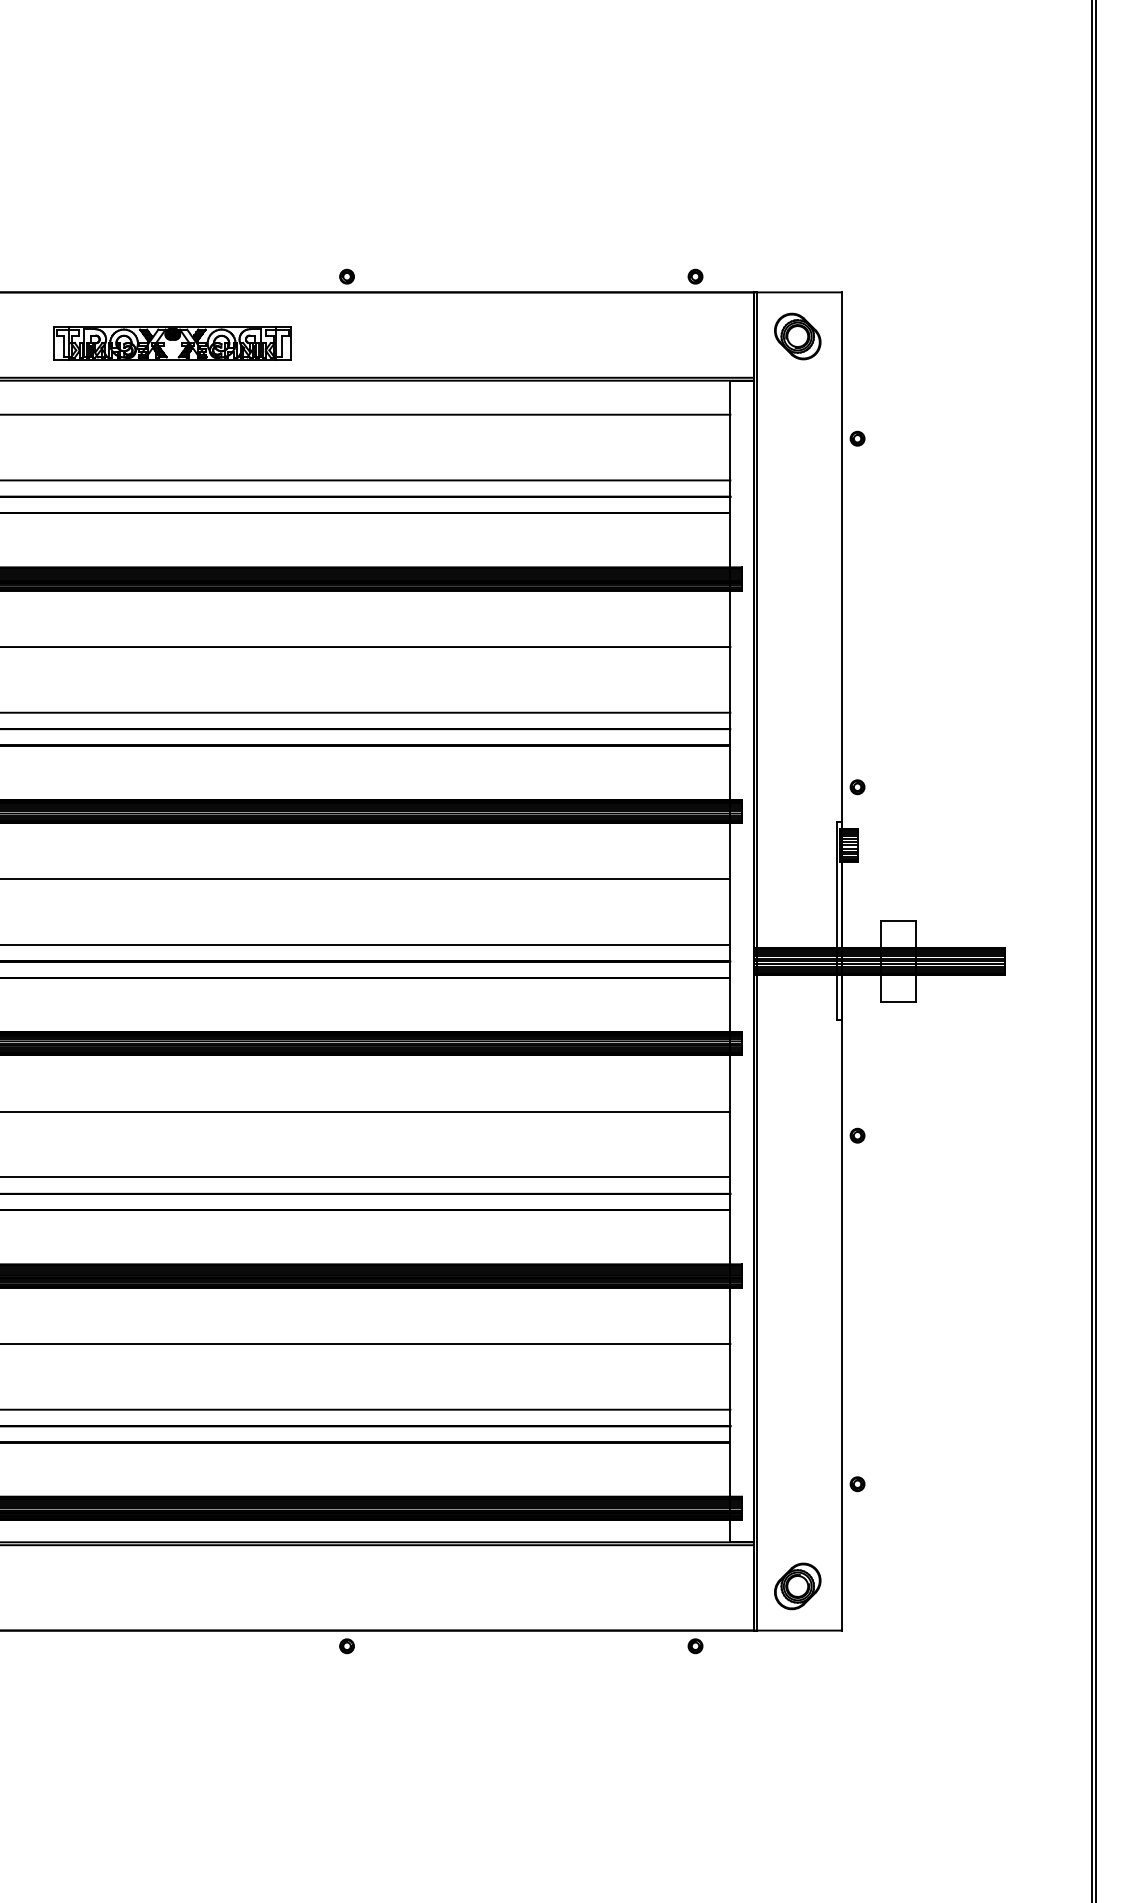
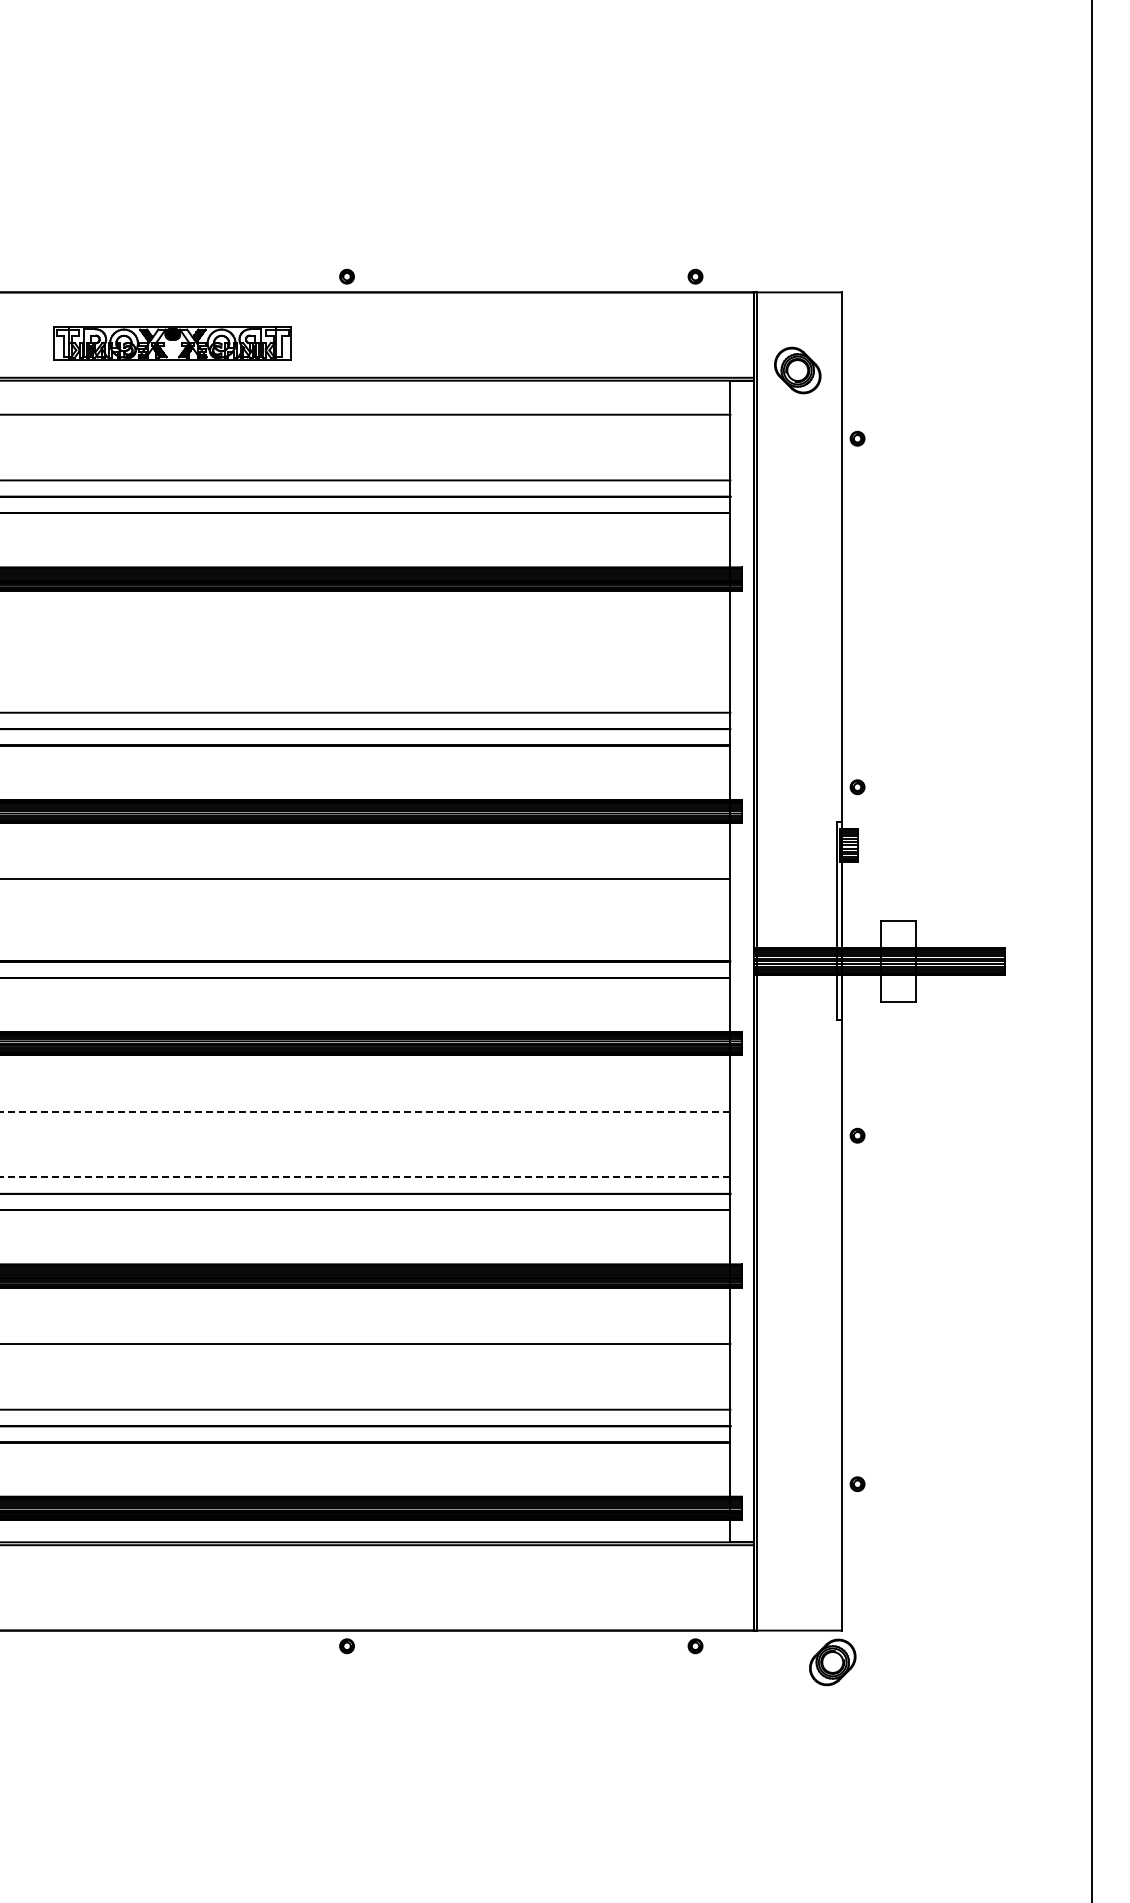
part position: (797, 336) -> (797, 370) (797, 370)
line: present -> none (366, 647)
line: present -> none (366, 945)
line: present -> none (1096, 950)
line: solid -> dashed (365, 1111)
line: solid -> dashed (365, 1177)
part position: (797, 1586) -> (832, 1662) (832, 1662)
